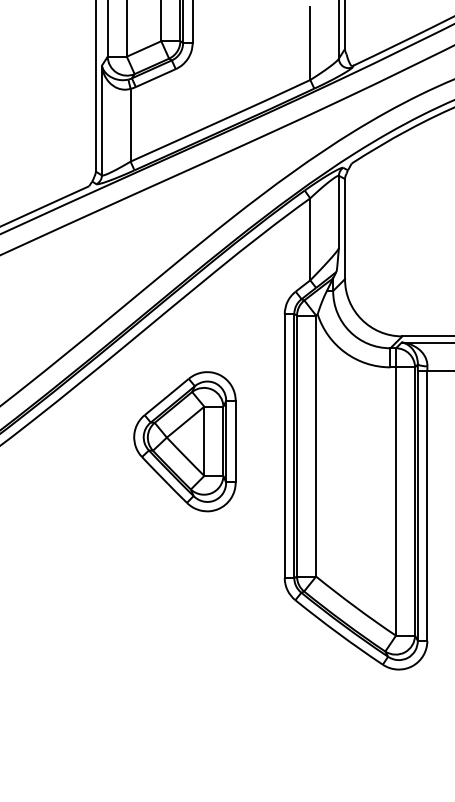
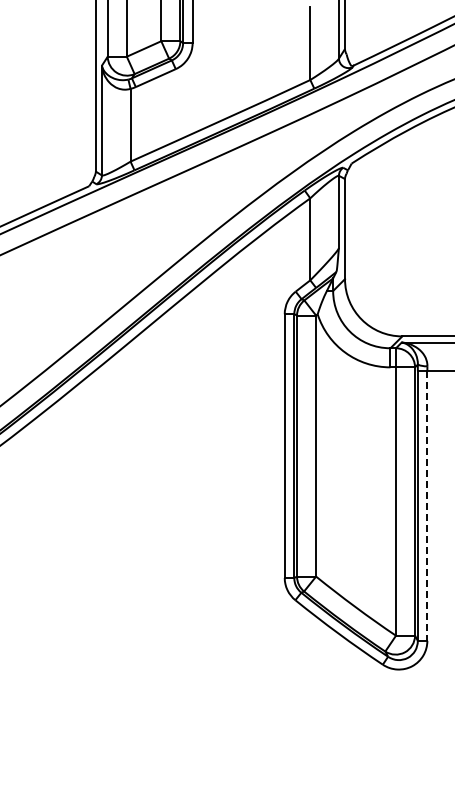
part: present -> none (184, 441)
line: solid -> dashed (427, 506)
